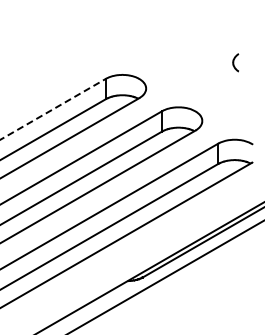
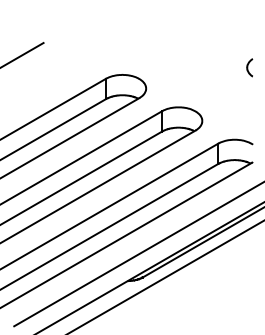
line: none -> present (22, 54)
curve position: (234, 62) -> (248, 67) (248, 67)
line: dashed -> solid (53, 109)
line: none -> present (137, 254)
